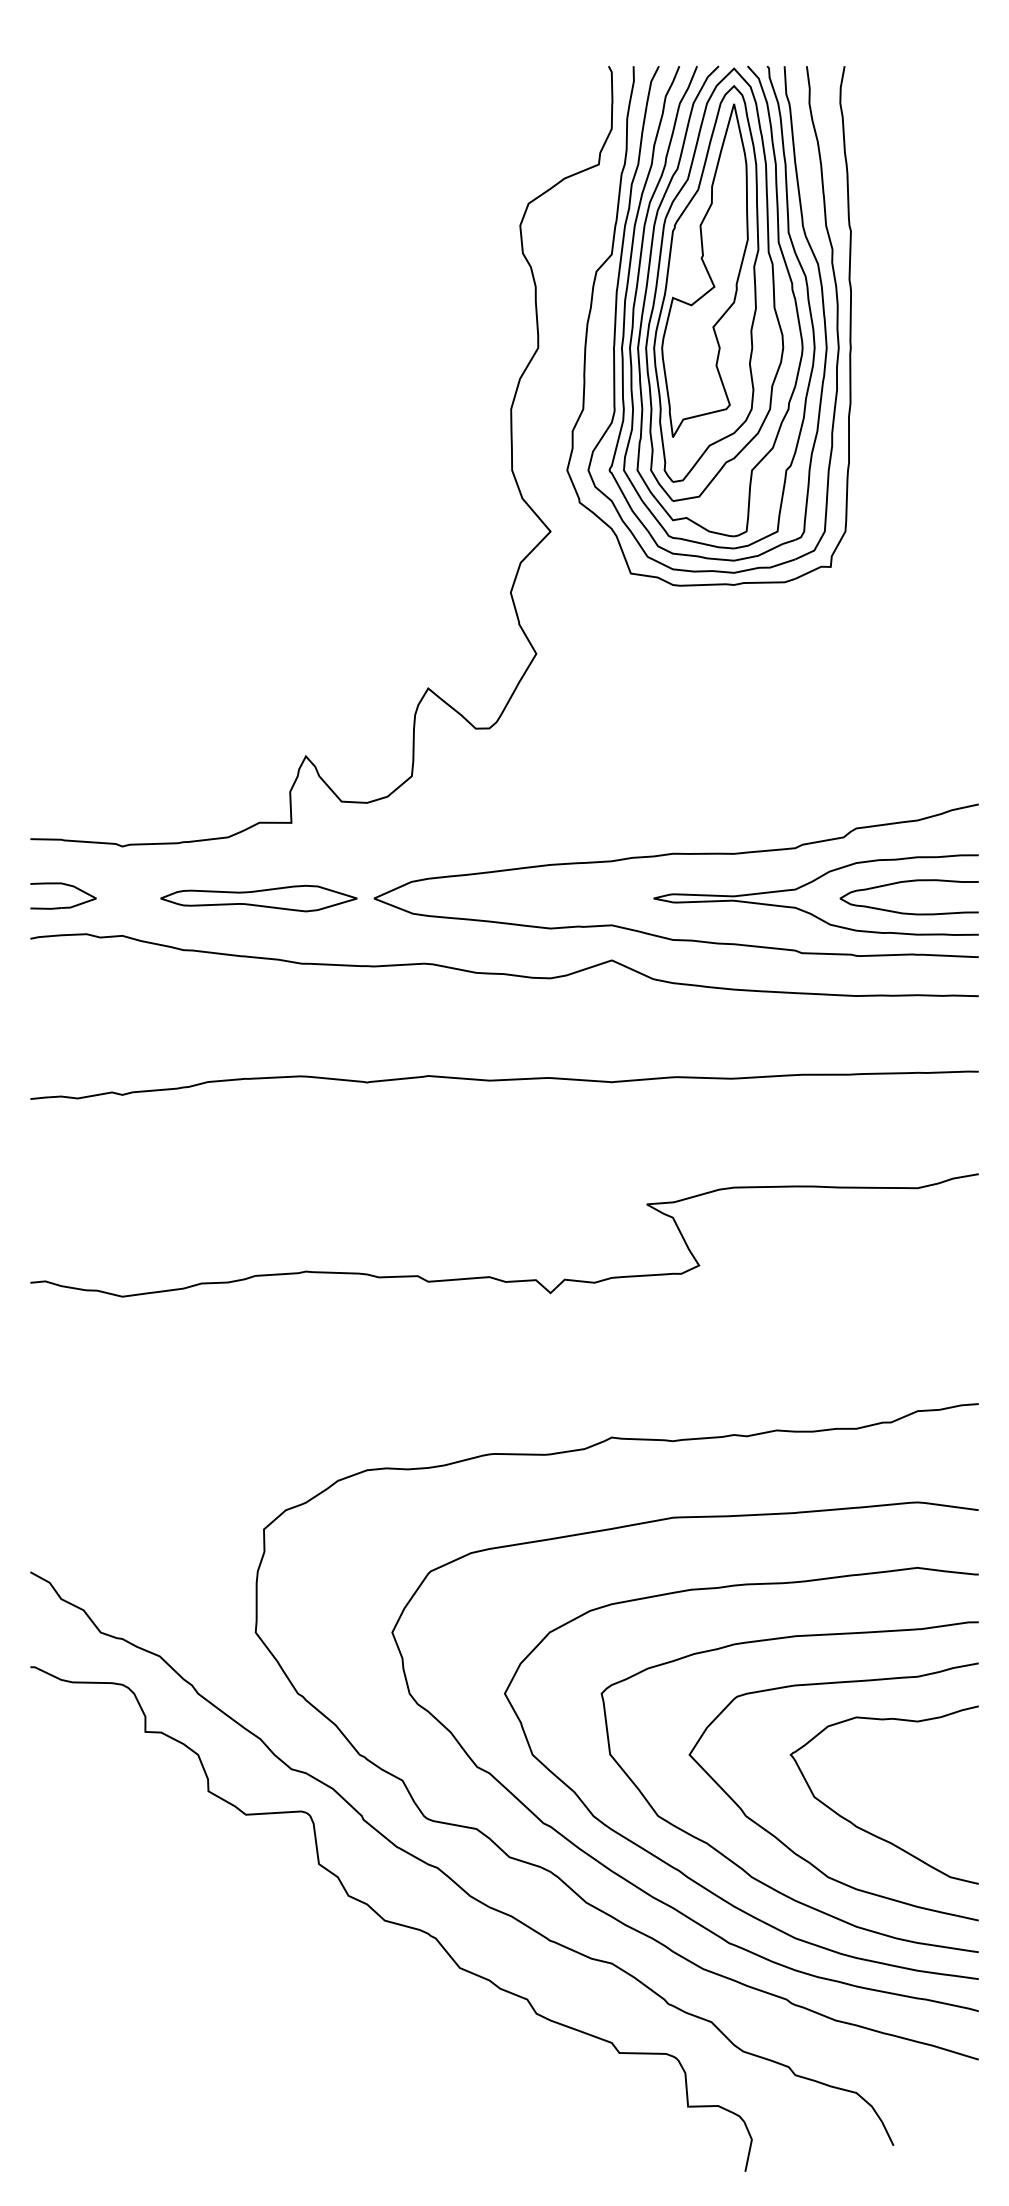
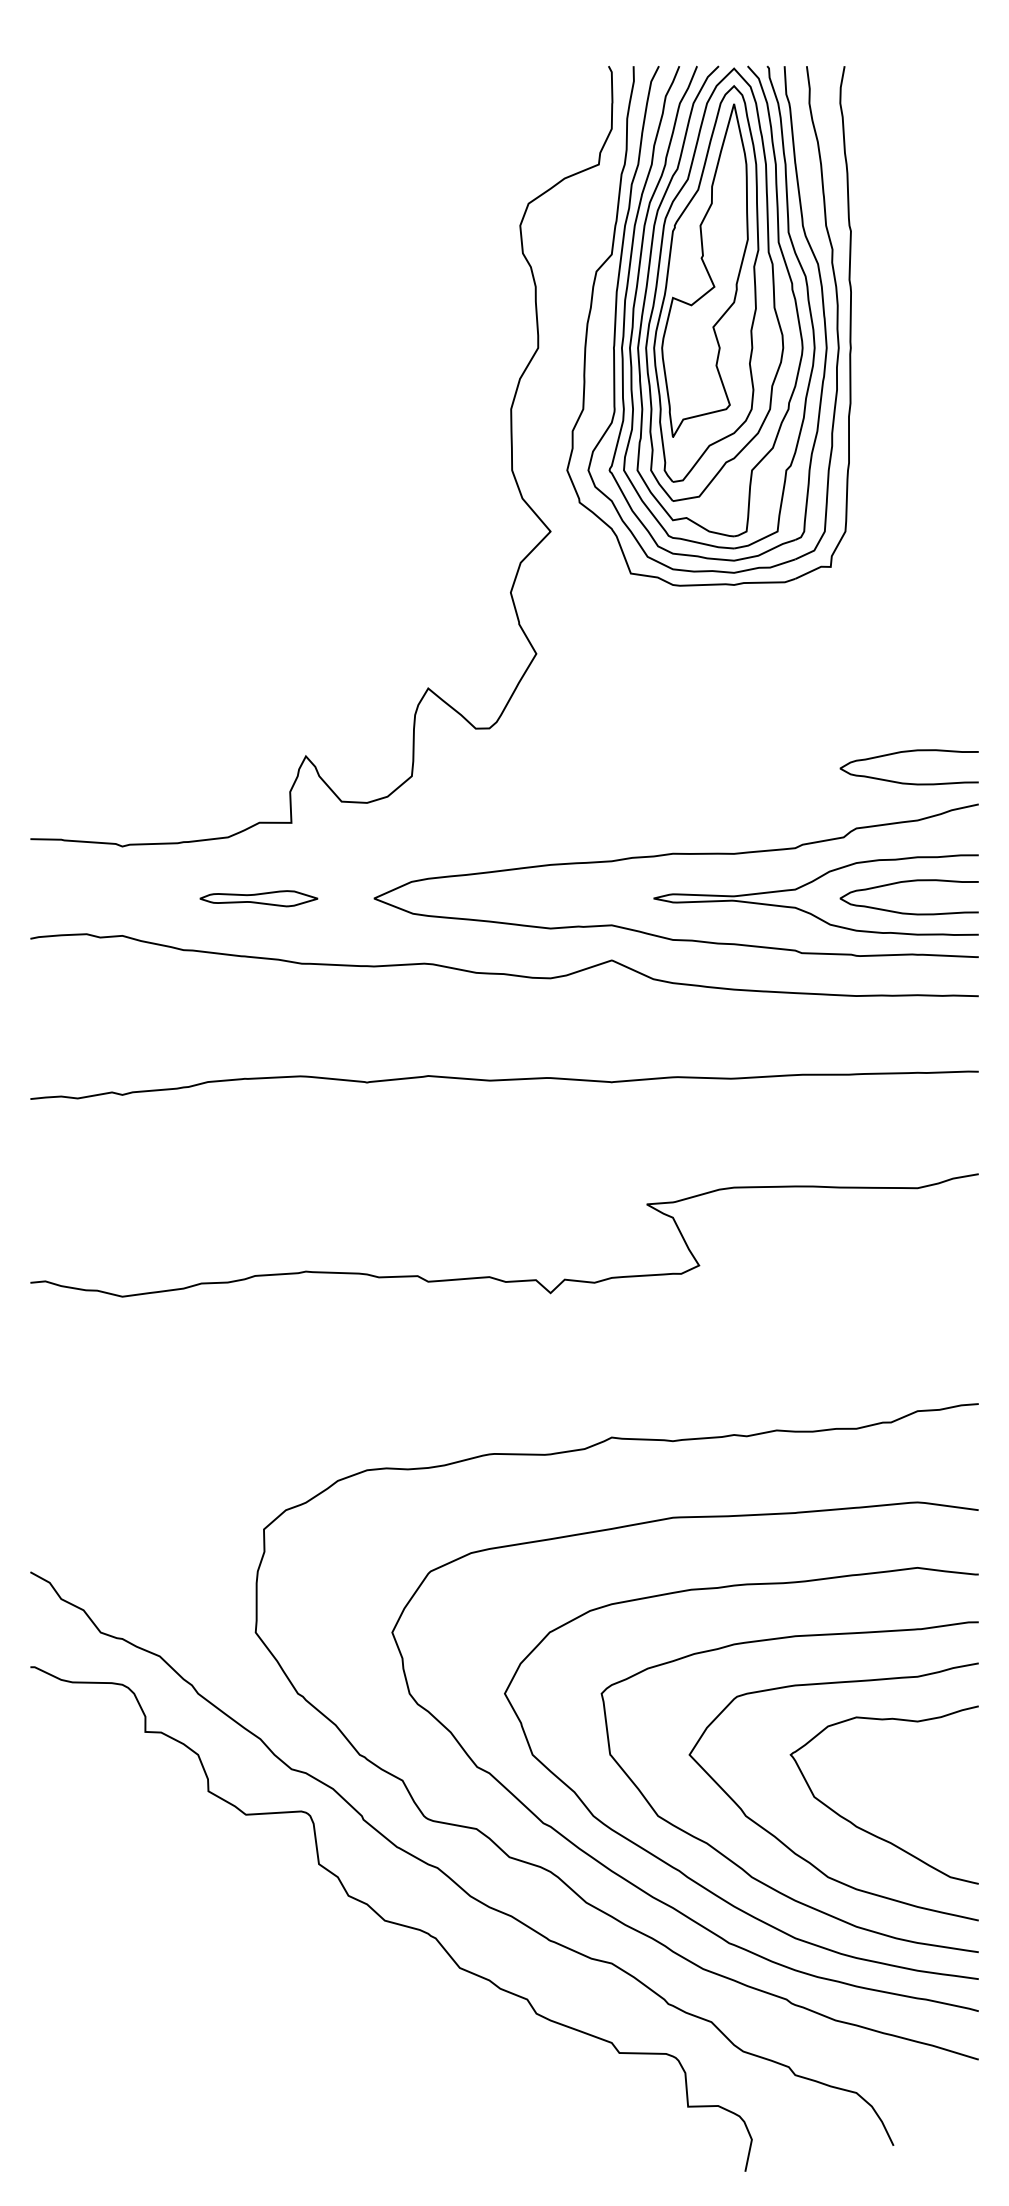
curve: none -> present (908, 752)
part: present -> none (64, 885)
part size: 198x28 px -> 120x18 px (258, 898)
